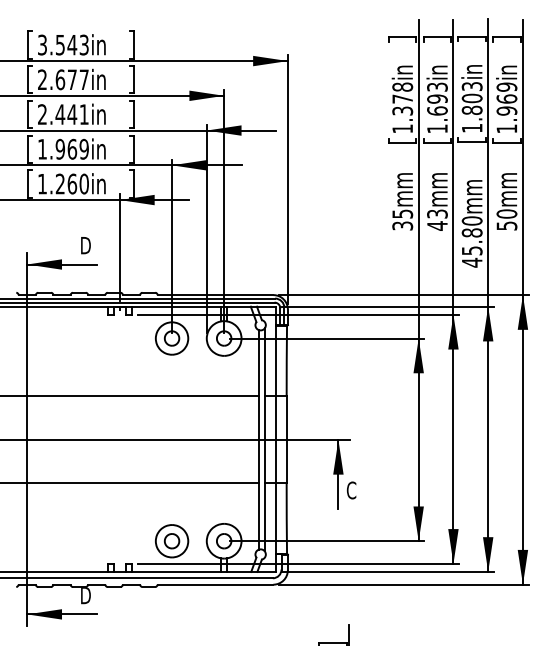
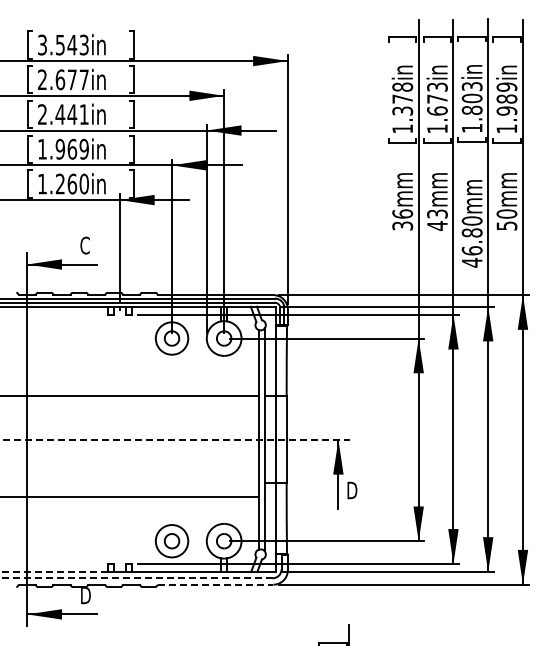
text: 1.693in -> 1.673in (437, 98)
text: 1.969in -> 1.989in (506, 98)
text: 35mm -> 36mm (402, 213)
text: D -> C (85, 245)
text: 45.80mm -> 46.80mm (471, 250)
line: solid -> dashed (175, 439)
line position: (130, 483) -> (130, 497) (130, 497)
text: C -> D (351, 490)
line: solid -> dashed (53, 571)
line: solid -> dashed (136, 578)
line: solid -> dashed (215, 584)
